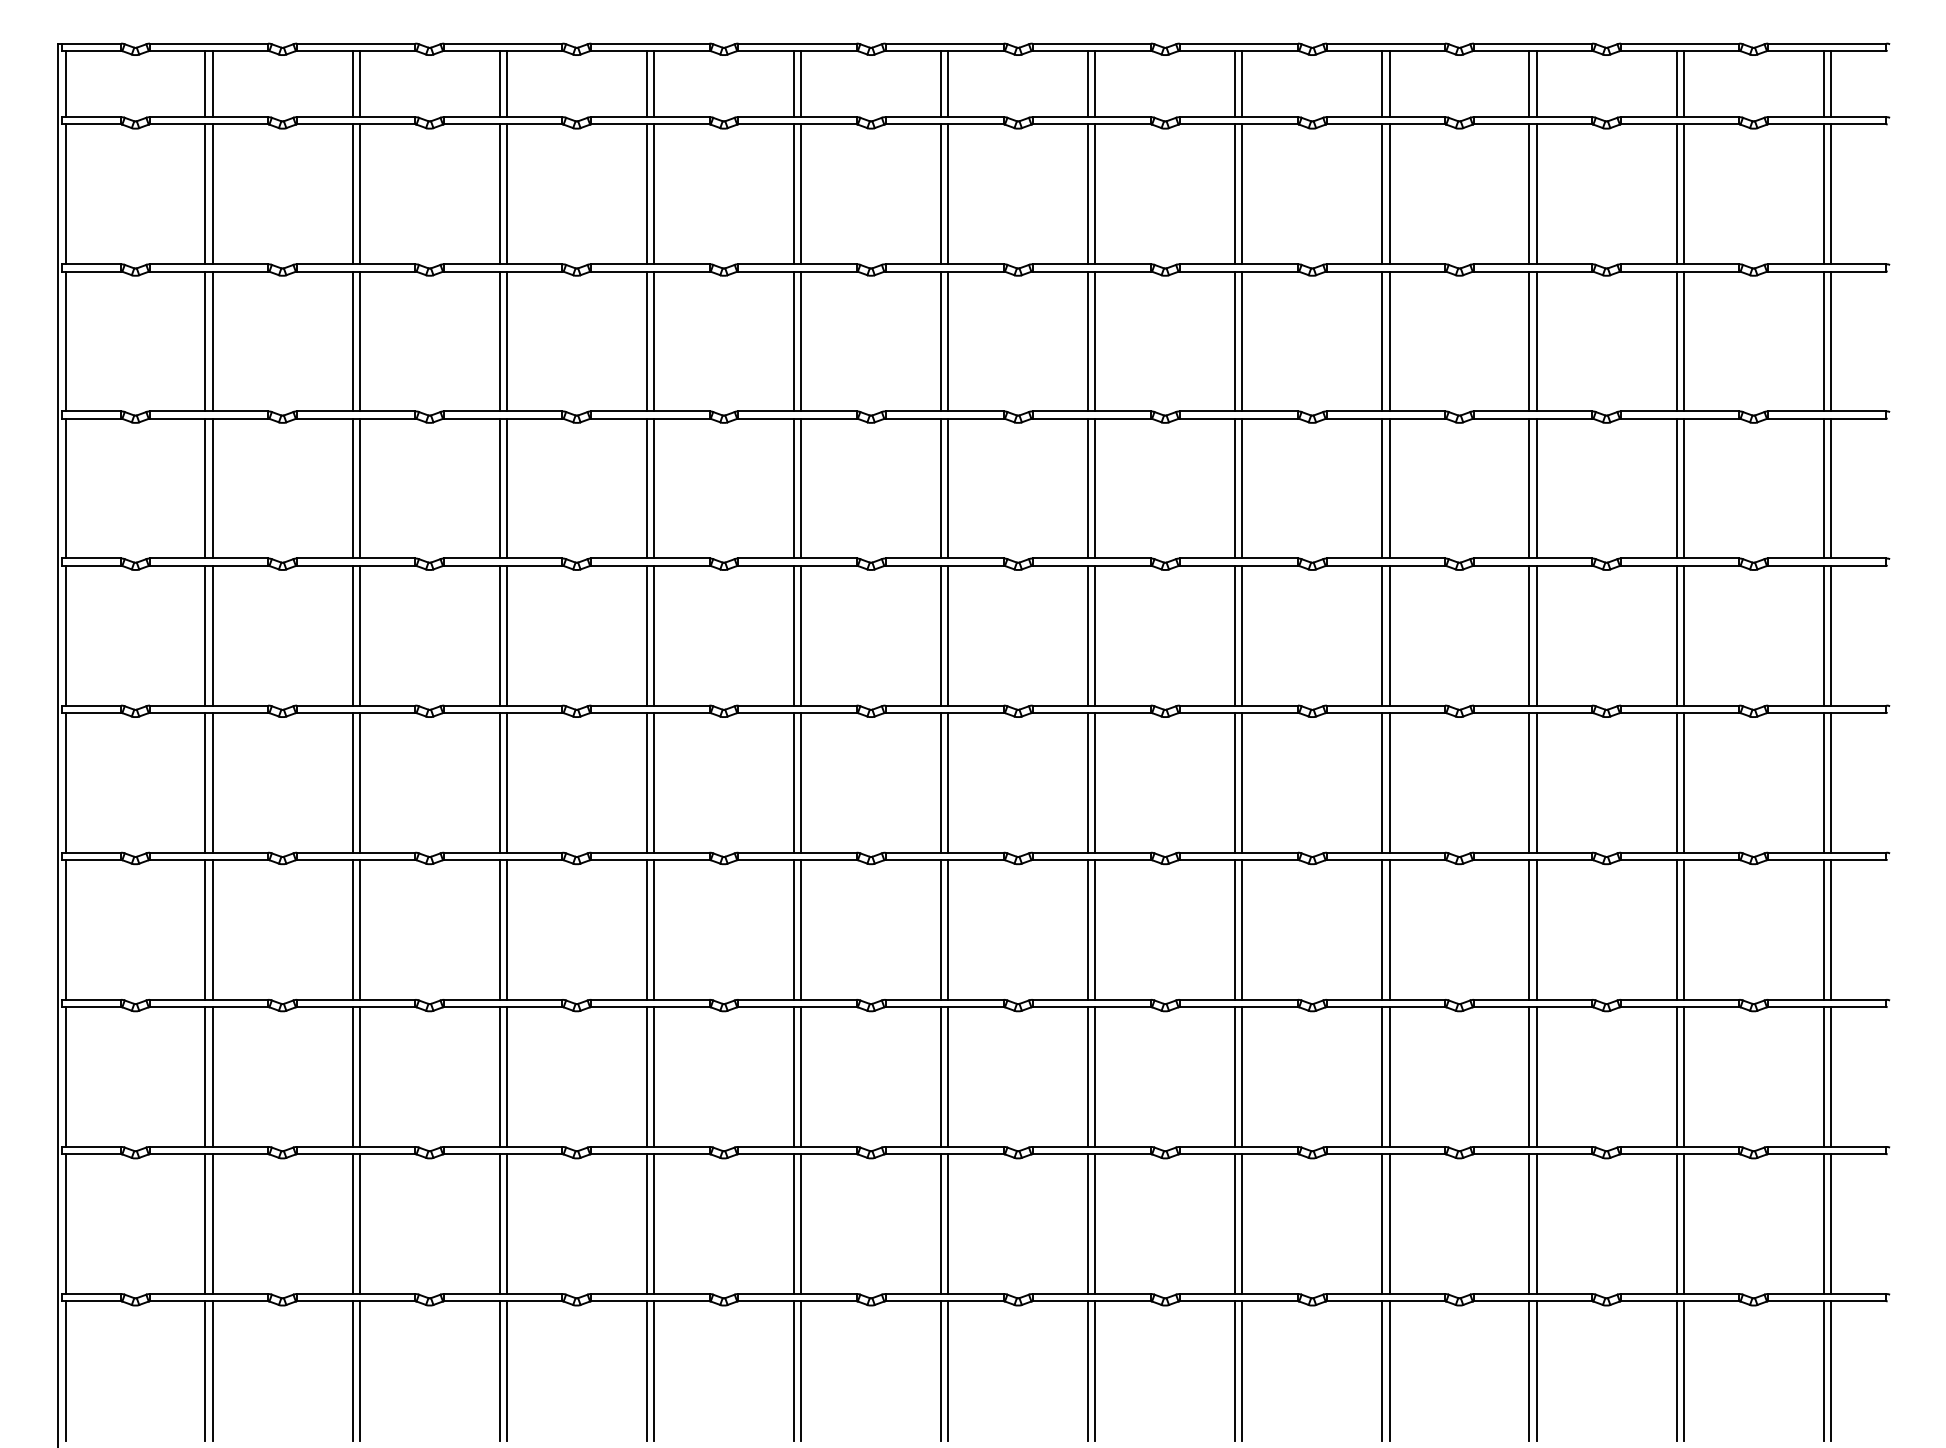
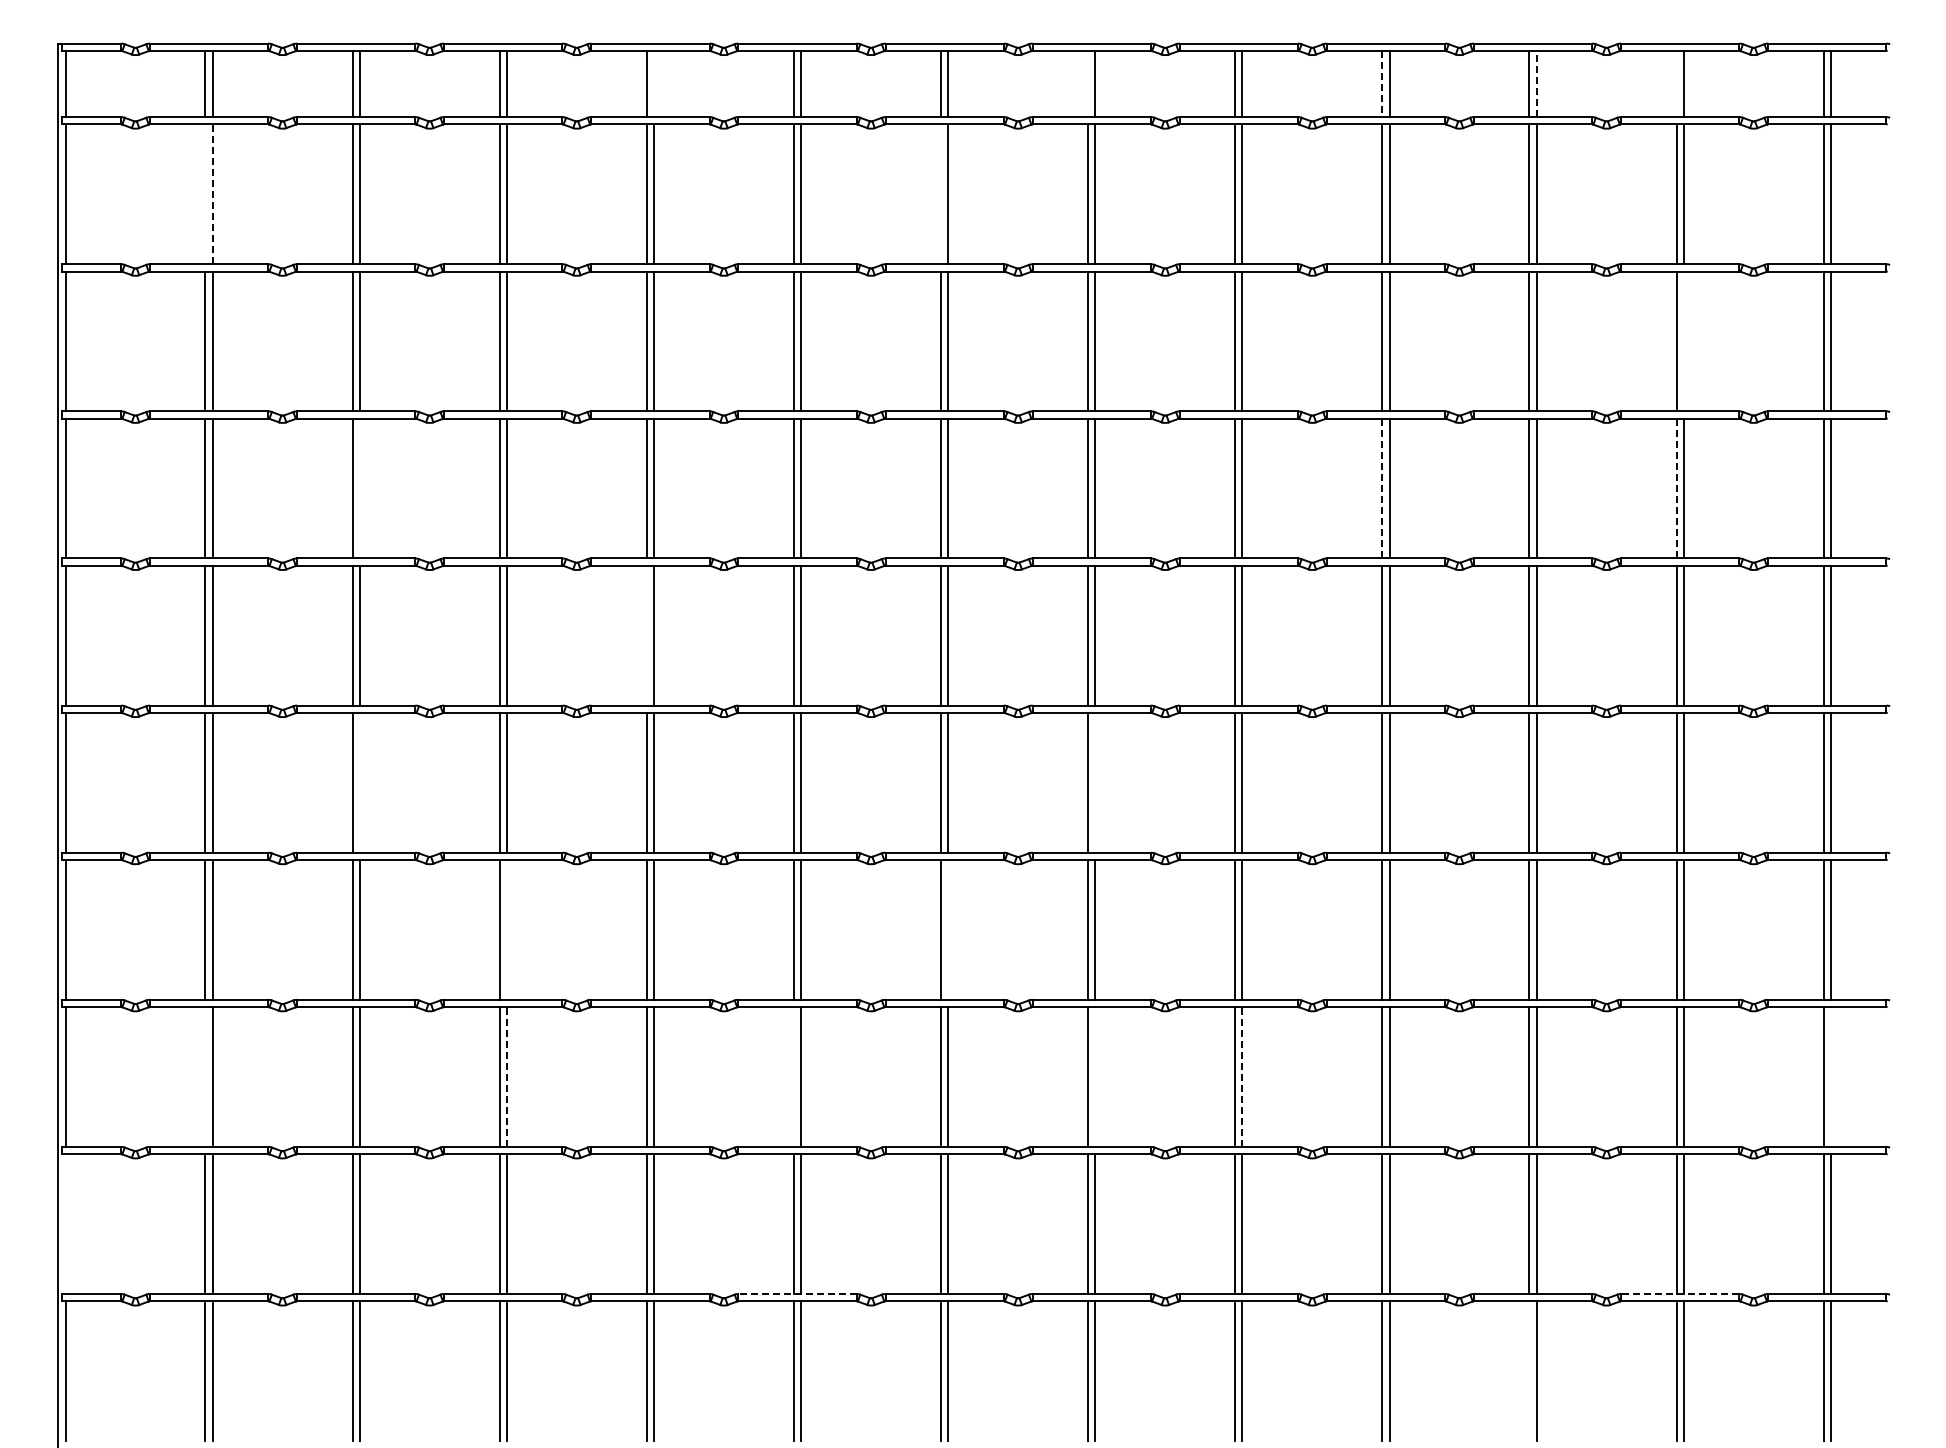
line: present -> none (654, 83)
line: present -> none (1088, 83)
line: solid -> dashed (1536, 83)
line: present -> none (1676, 83)
line: solid -> dashed (1382, 84)
line: present -> none (205, 194)
line: solid -> dashed (212, 194)
line: present -> none (941, 194)
line: present -> none (1683, 341)
line: present -> none (359, 488)
line: solid -> dashed (1382, 488)
line: solid -> dashed (1676, 488)
line: present -> none (646, 635)
line: present -> none (359, 782)
line: present -> none (1095, 782)
line: present -> none (506, 929)
line: present -> none (948, 929)
line: present -> none (205, 1076)
line: present -> none (793, 1076)
line: present -> none (1095, 1076)
line: present -> none (1830, 1076)
line: solid -> dashed (506, 1077)
line: solid -> dashed (1242, 1077)
line: present -> none (65, 1224)
line: solid -> dashed (797, 1294)
line: solid -> dashed (1679, 1294)
line: present -> none (1529, 1371)
